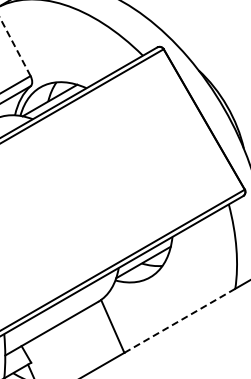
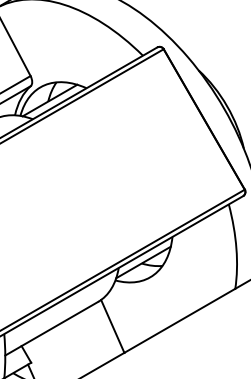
line: dashed -> solid (15, 46)
line: dashed -> solid (180, 320)
